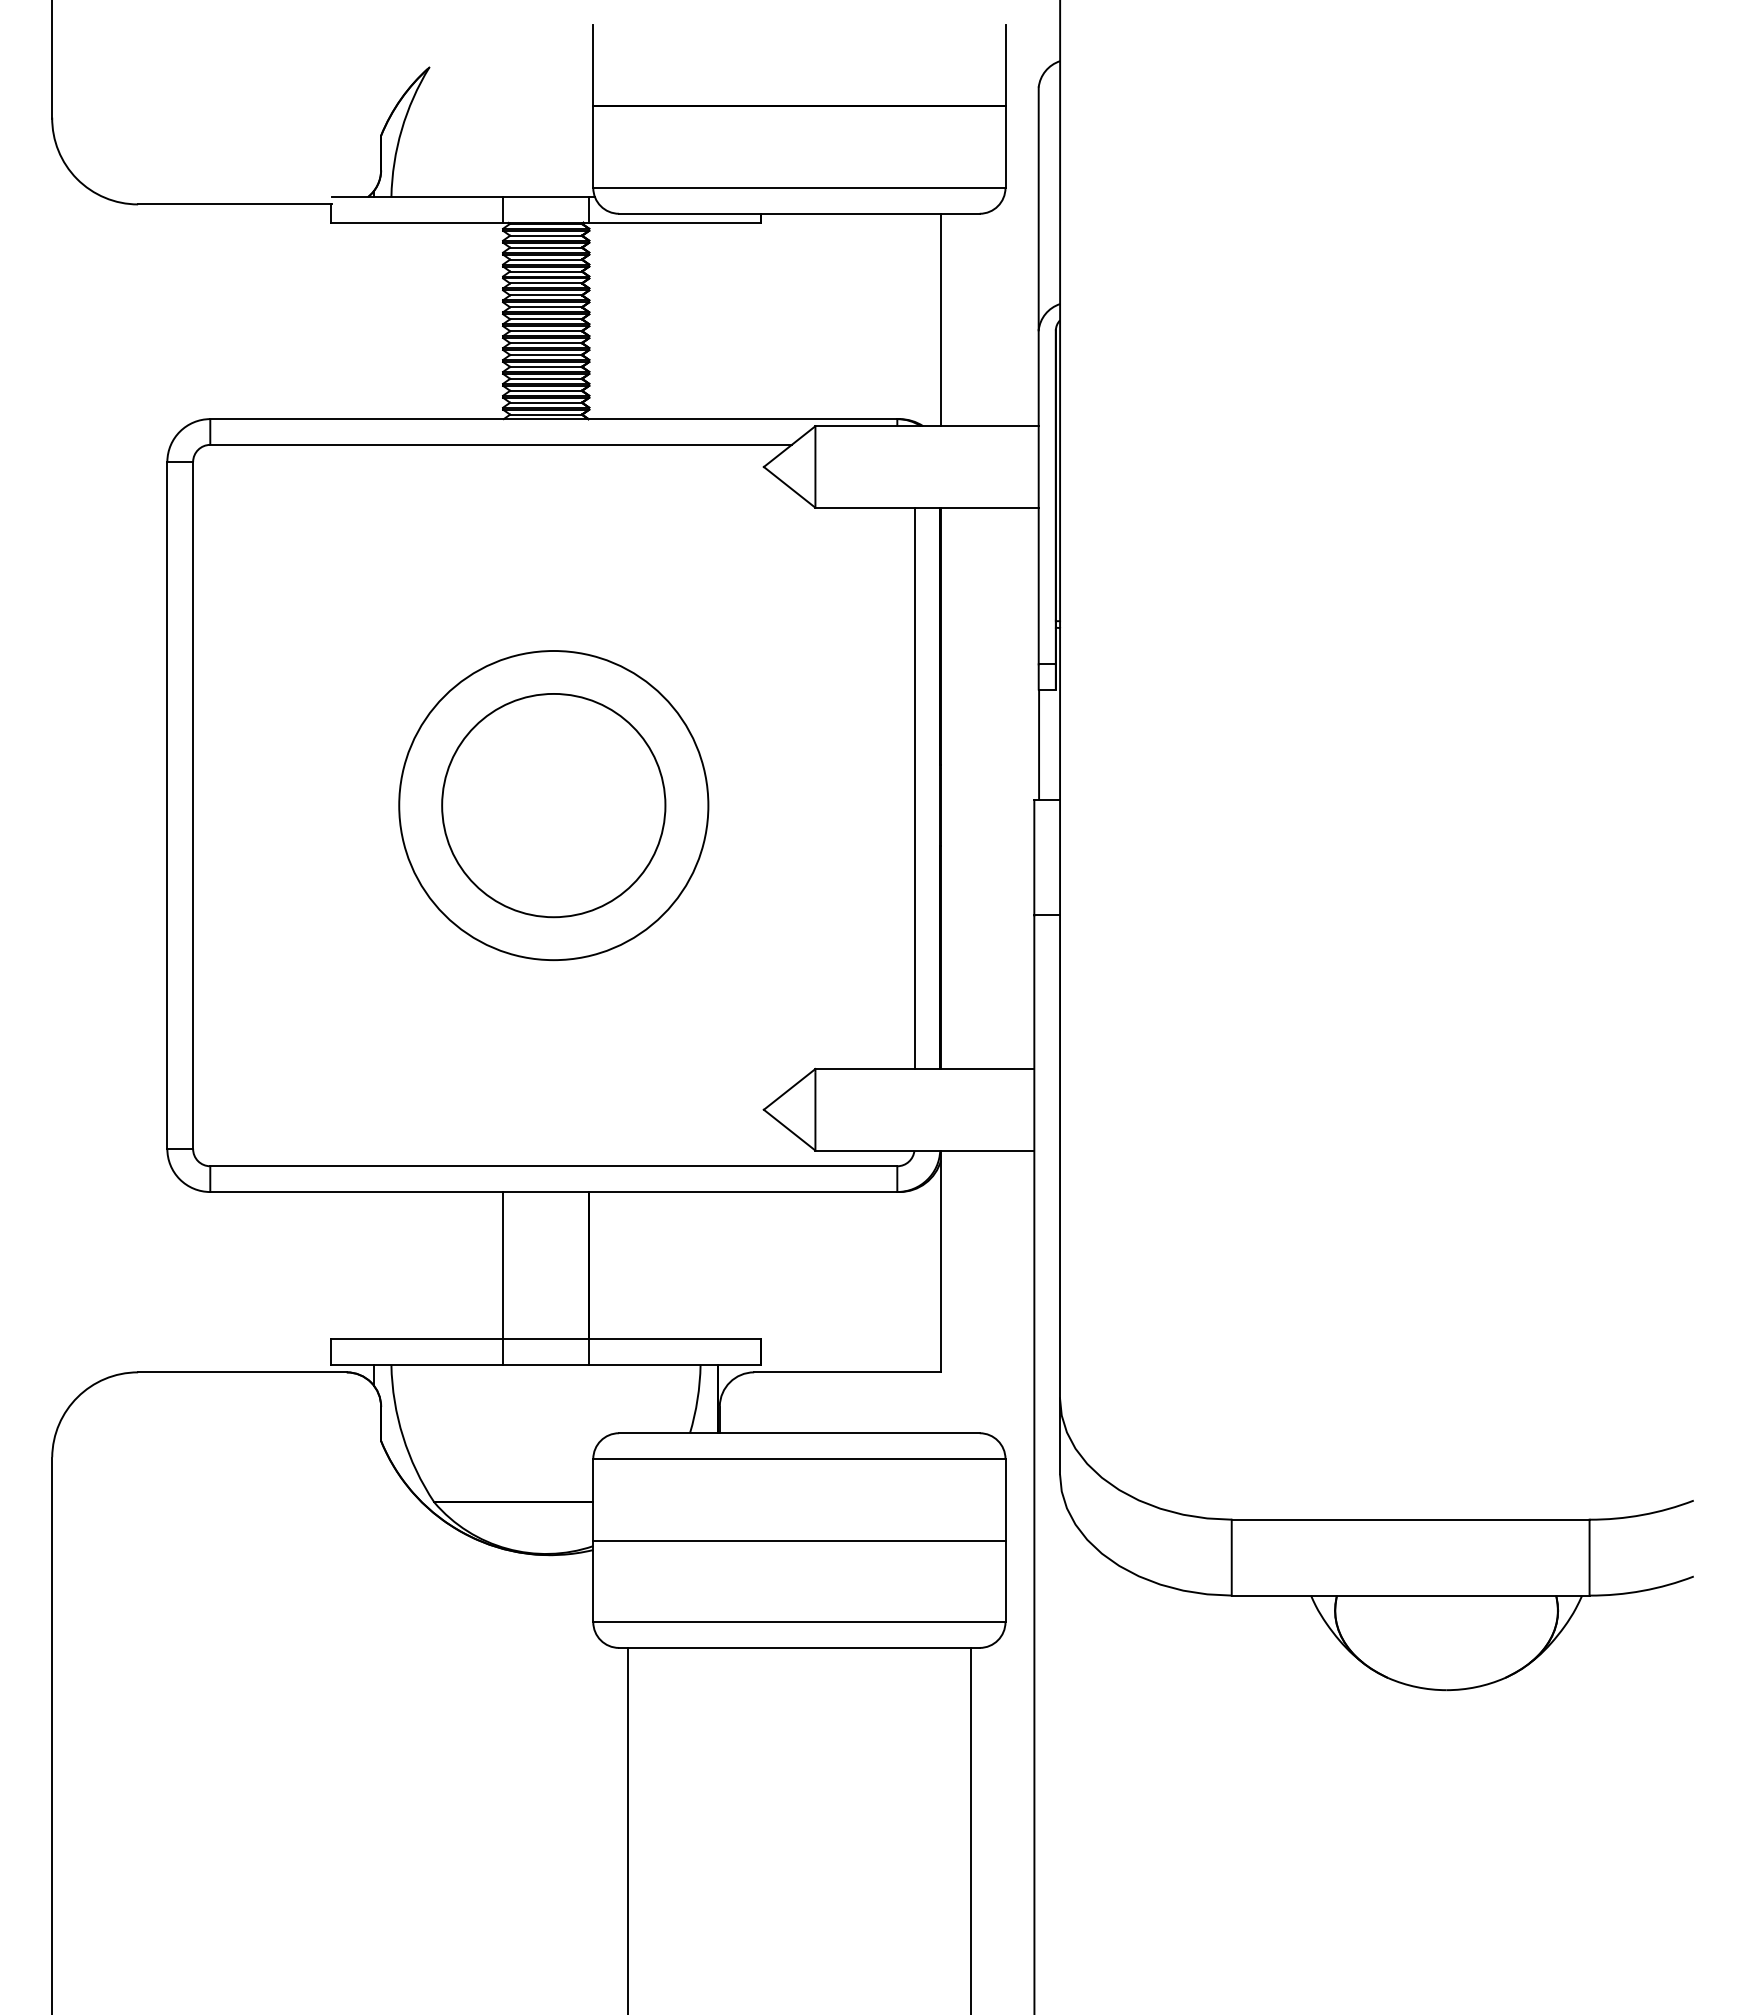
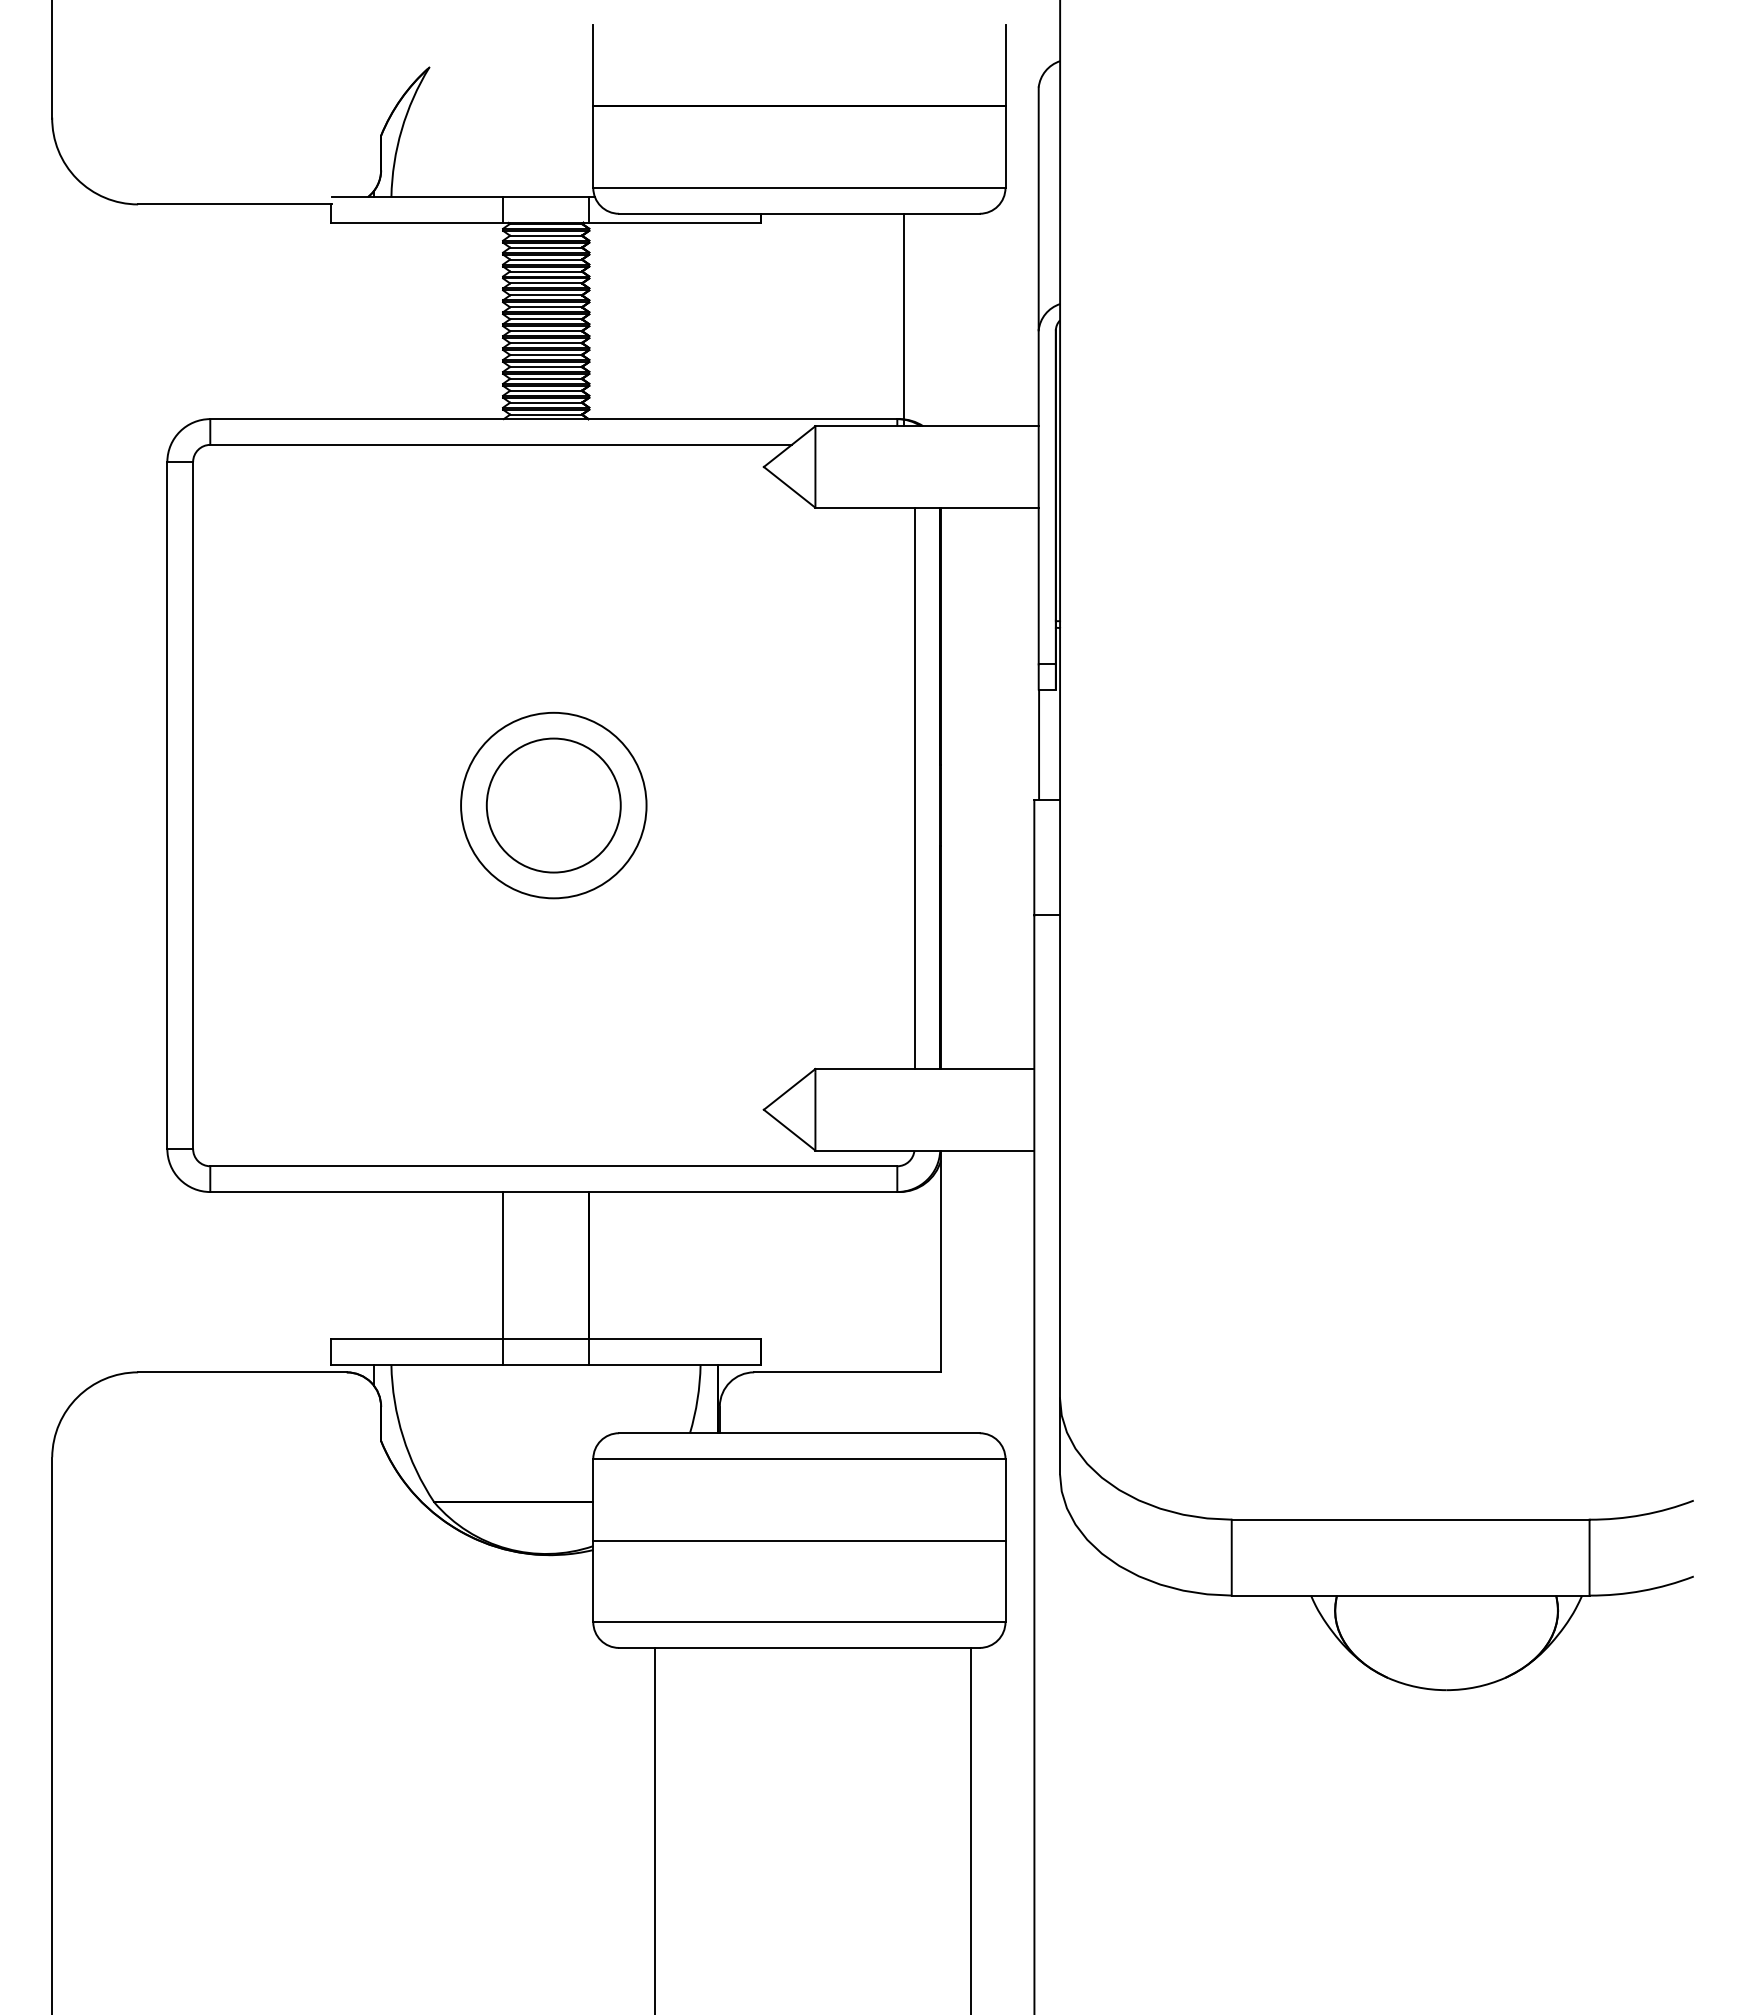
line position: (941, 319) -> (904, 319) (904, 319)
circle diameter: 223 px -> 134 px (553, 805)
circle diameter: 309 px -> 185 px (553, 805)
line position: (627, 1829) -> (654, 1829) (654, 1829)
